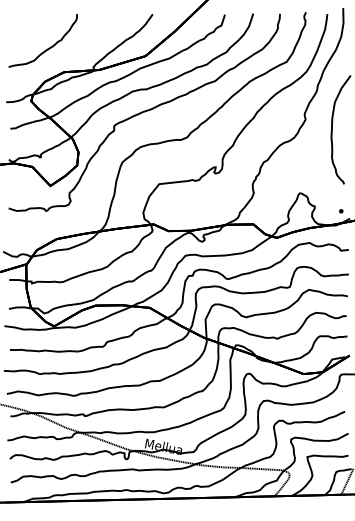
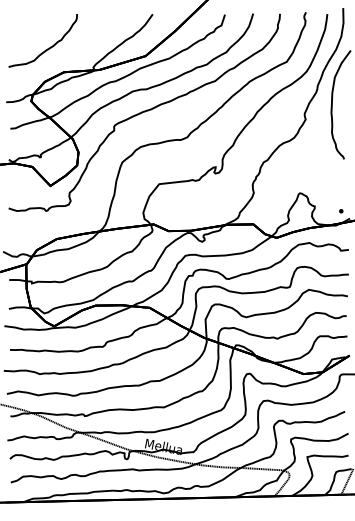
curve position: (332, 129) -> (332, 104) (332, 104)
